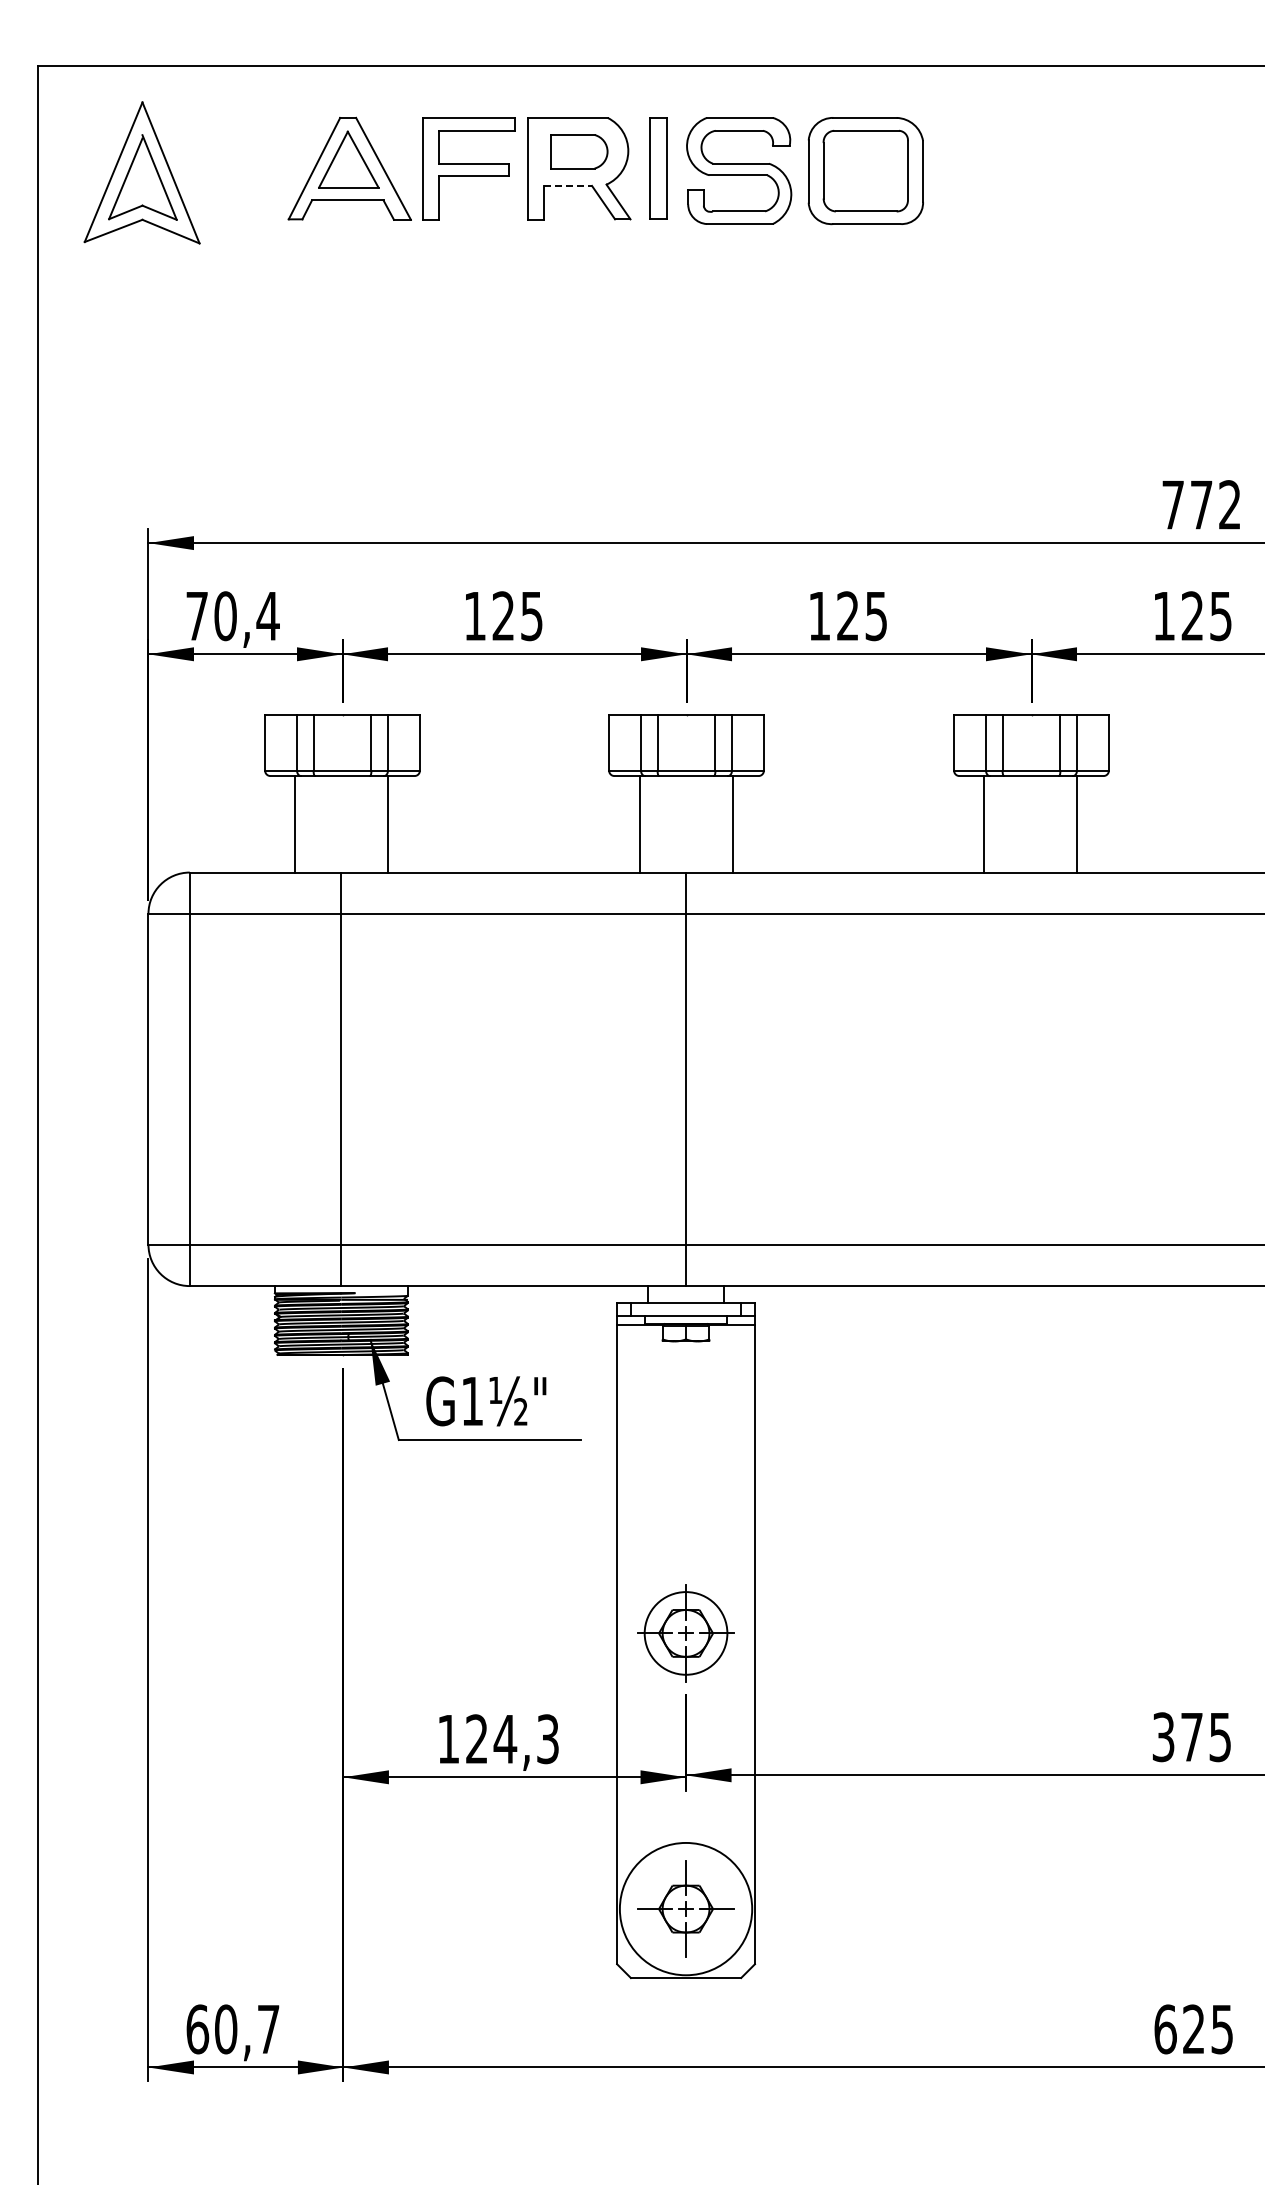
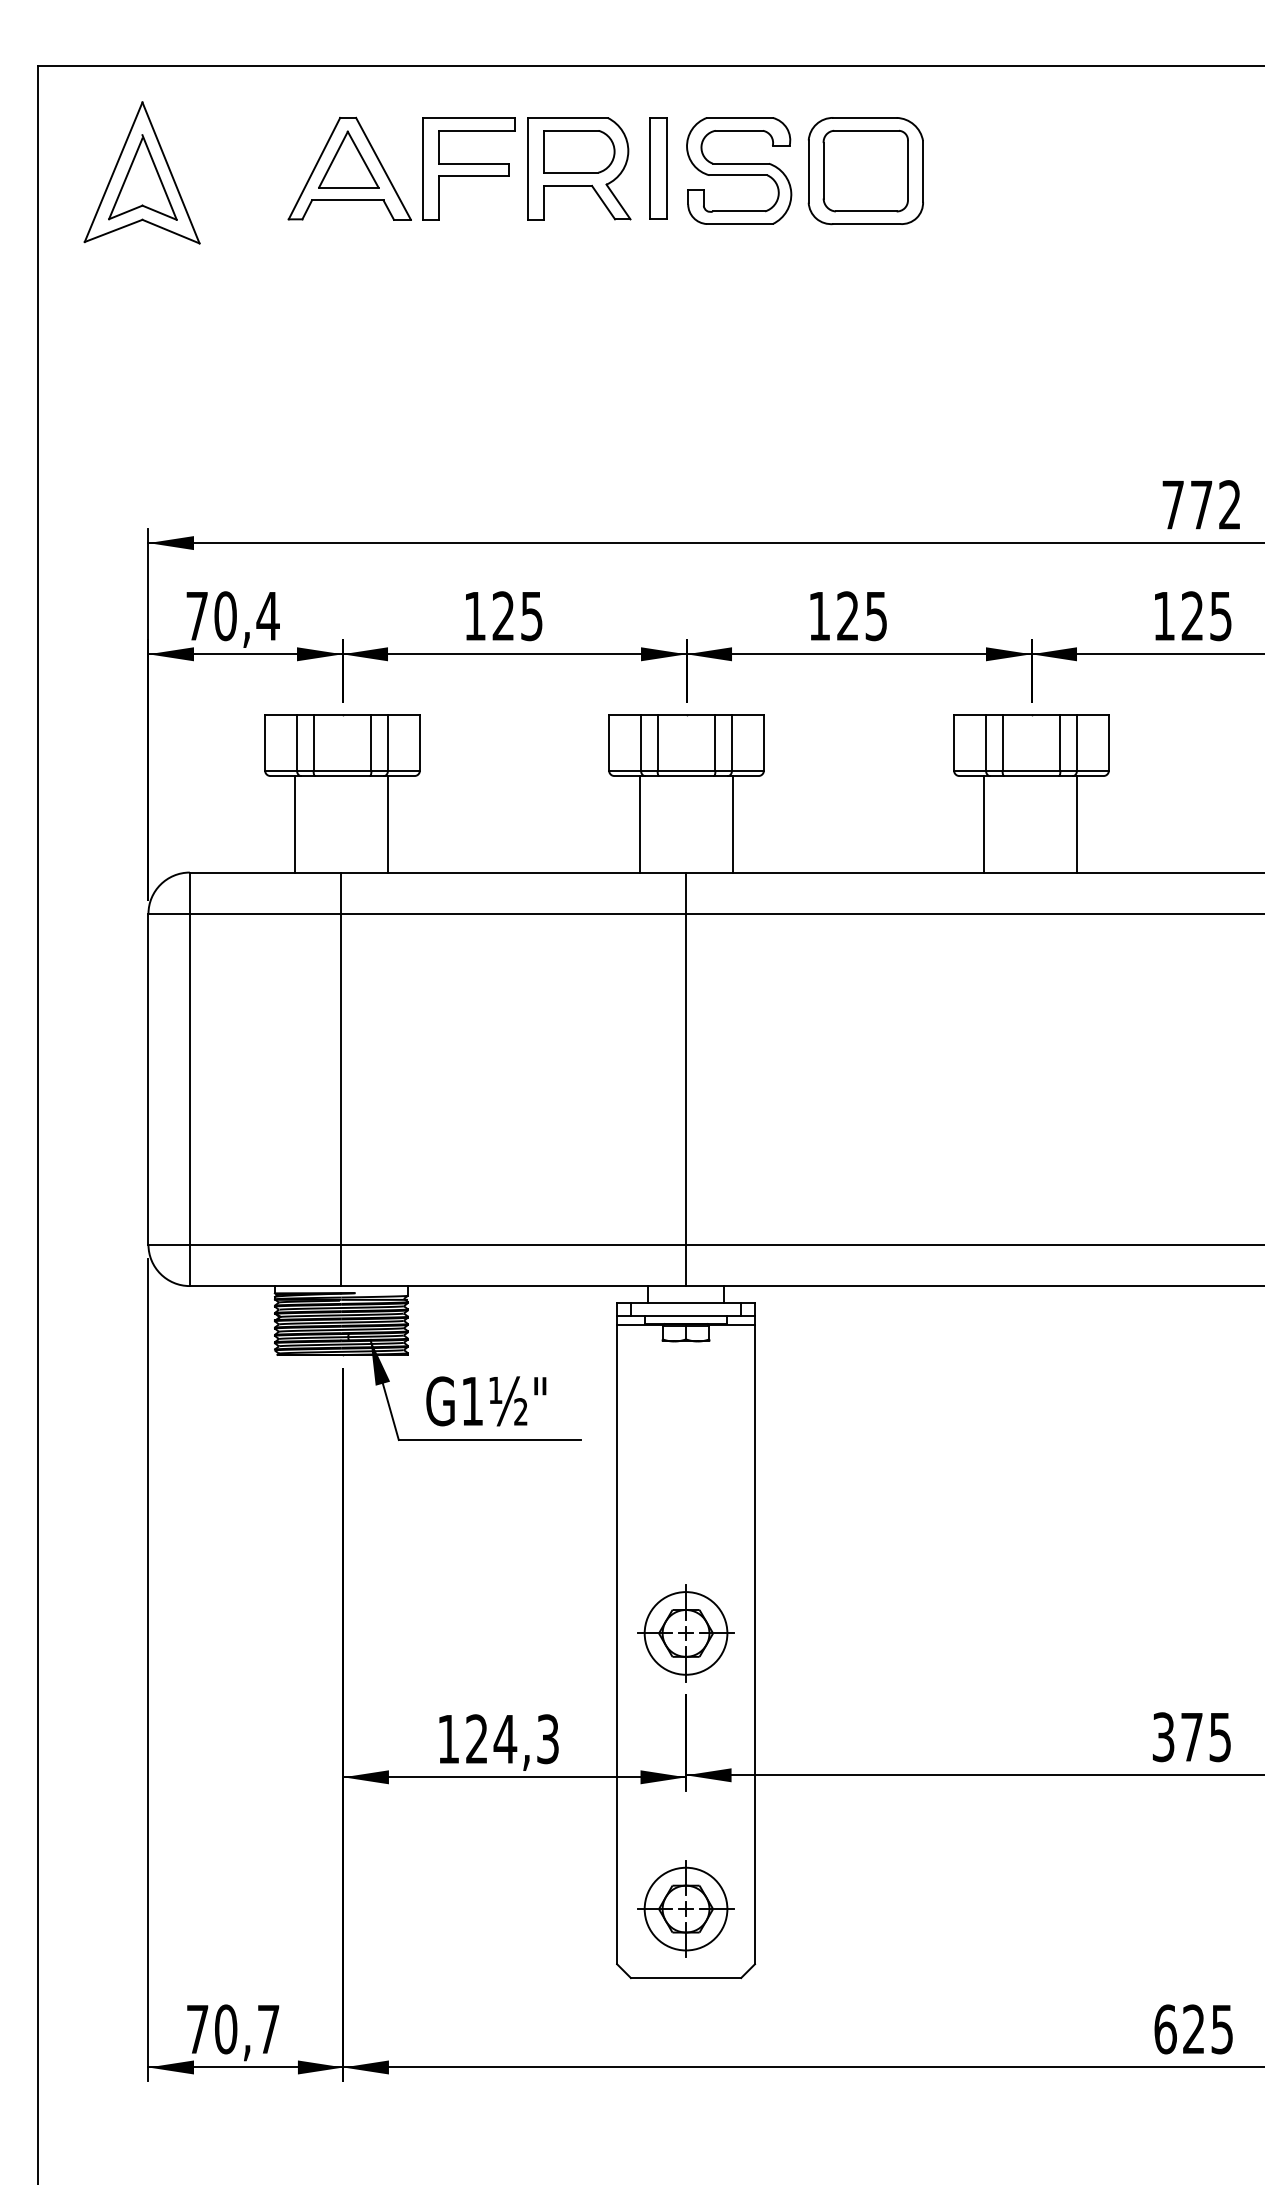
part size: 59x36 px -> 73x44 px (579, 151)
line: dashed -> solid (568, 185)
circle diameter: 132 px -> 83 px (685, 1908)
text: 60,7 -> 70,7 (197, 2029)
